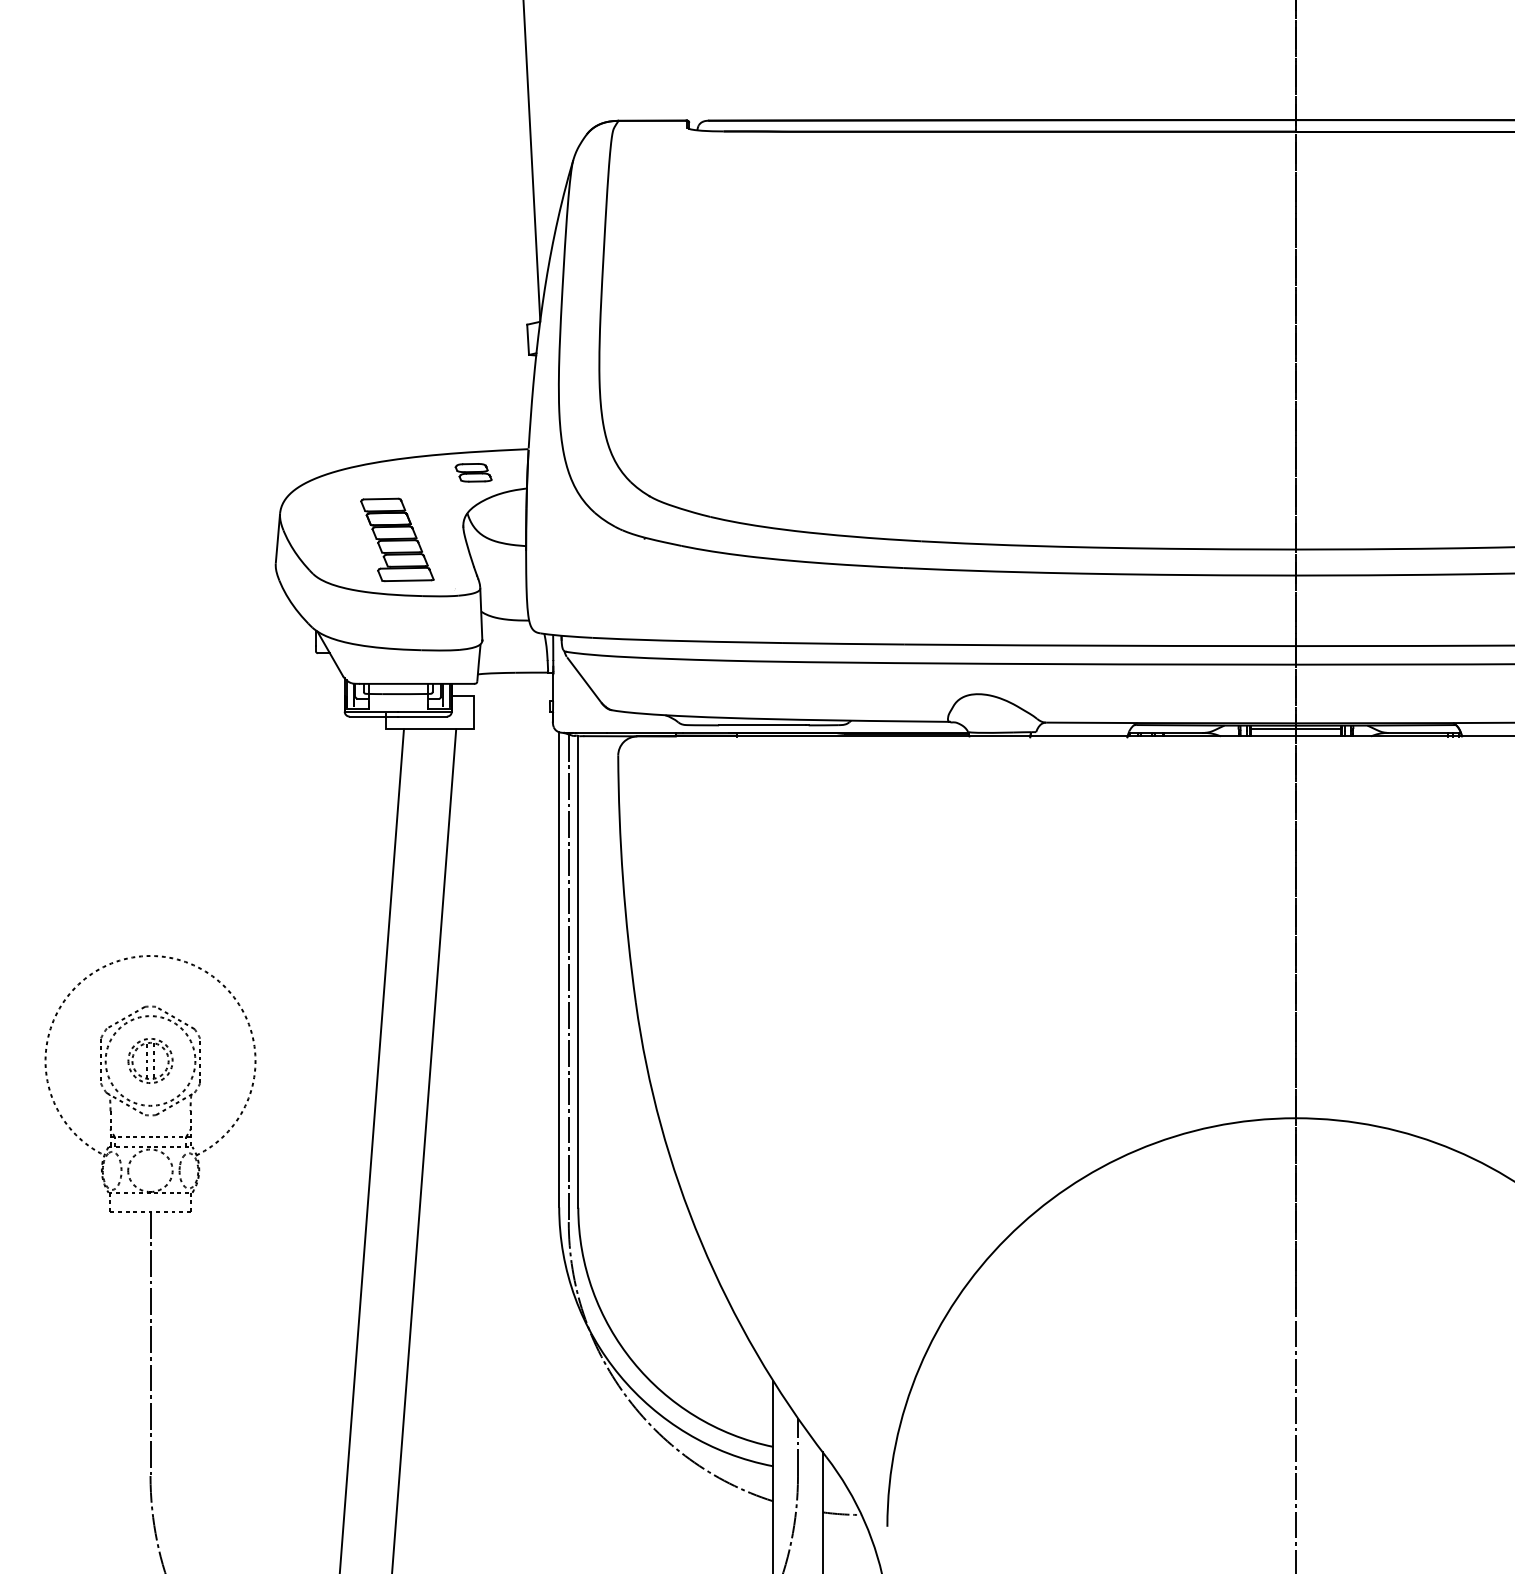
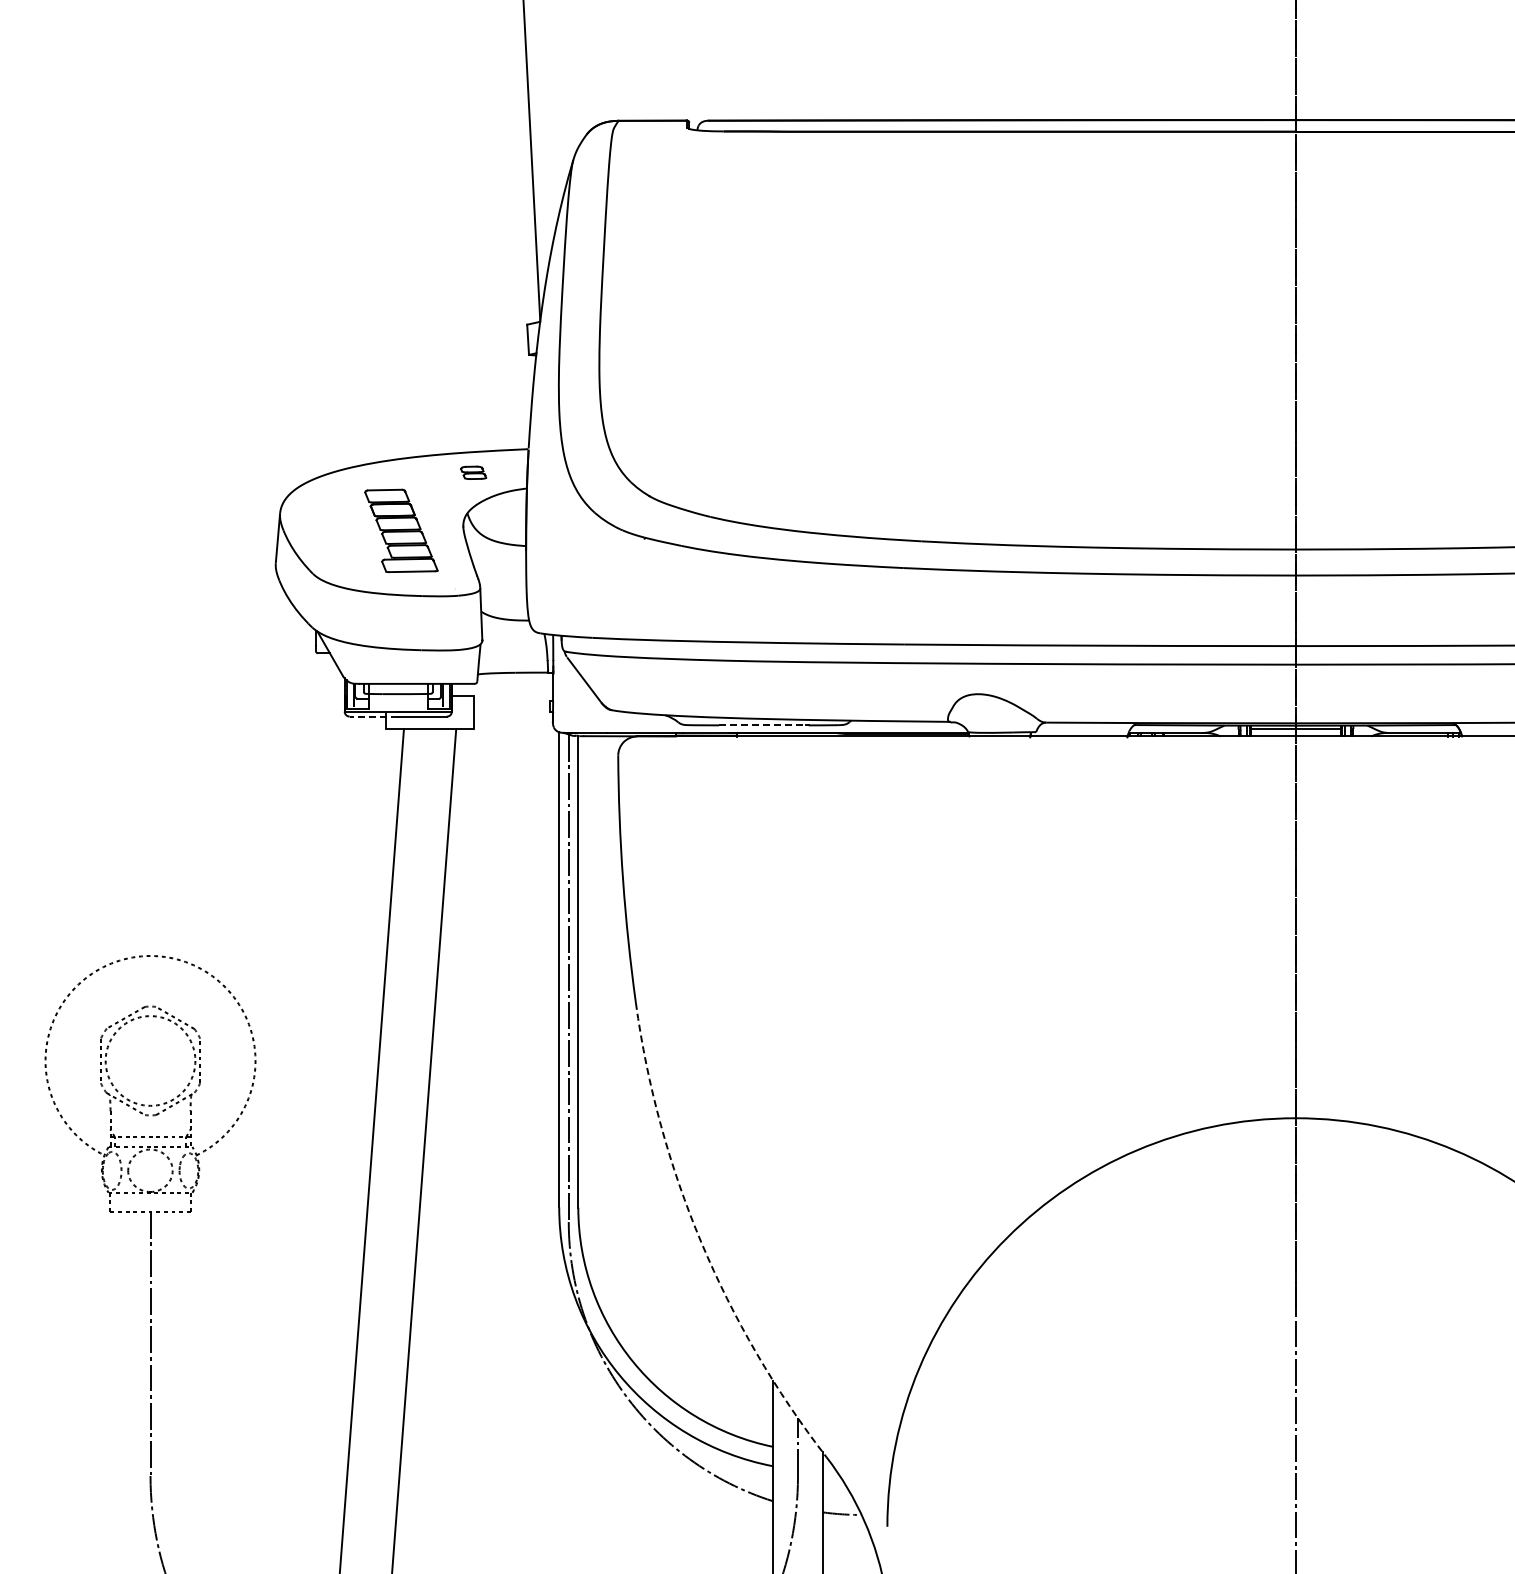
part size: 39x20 px -> 28x15 px (473, 472)
part position: (397, 539) -> (401, 530) (401, 530)
line: solid -> dashed (373, 716)
line: solid -> dashed (762, 725)
part: present -> none (150, 1060)
arc: solid -> dashed (701, 1242)
